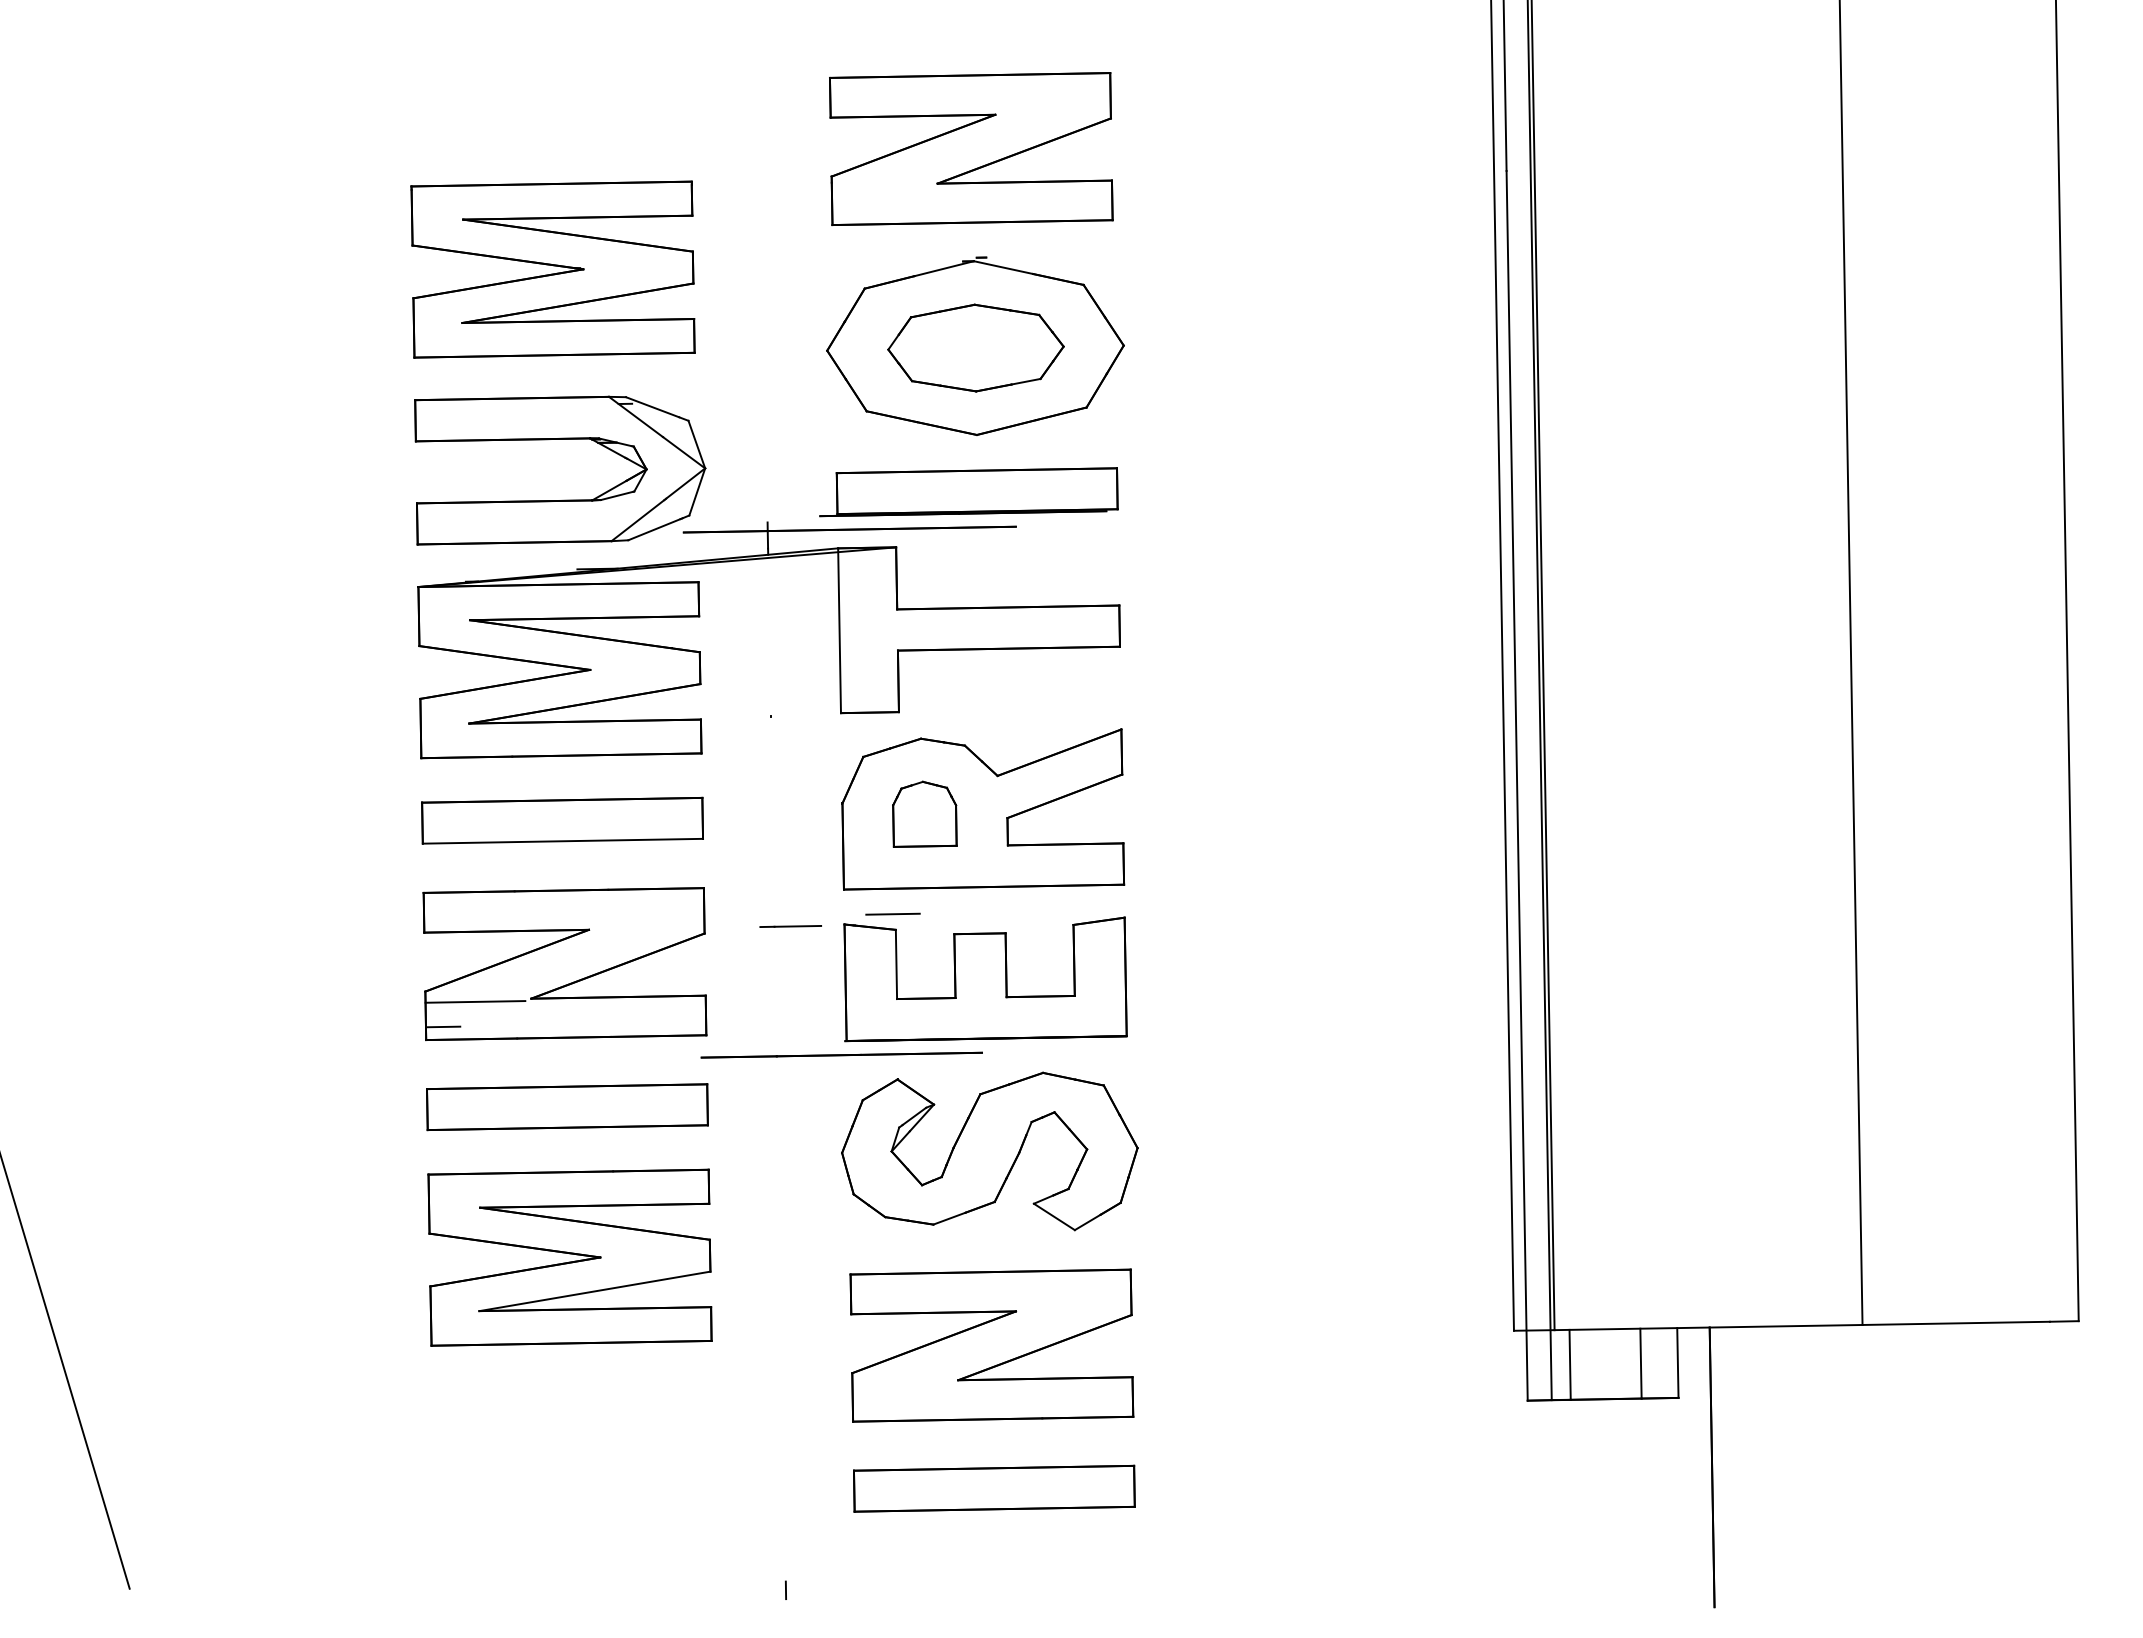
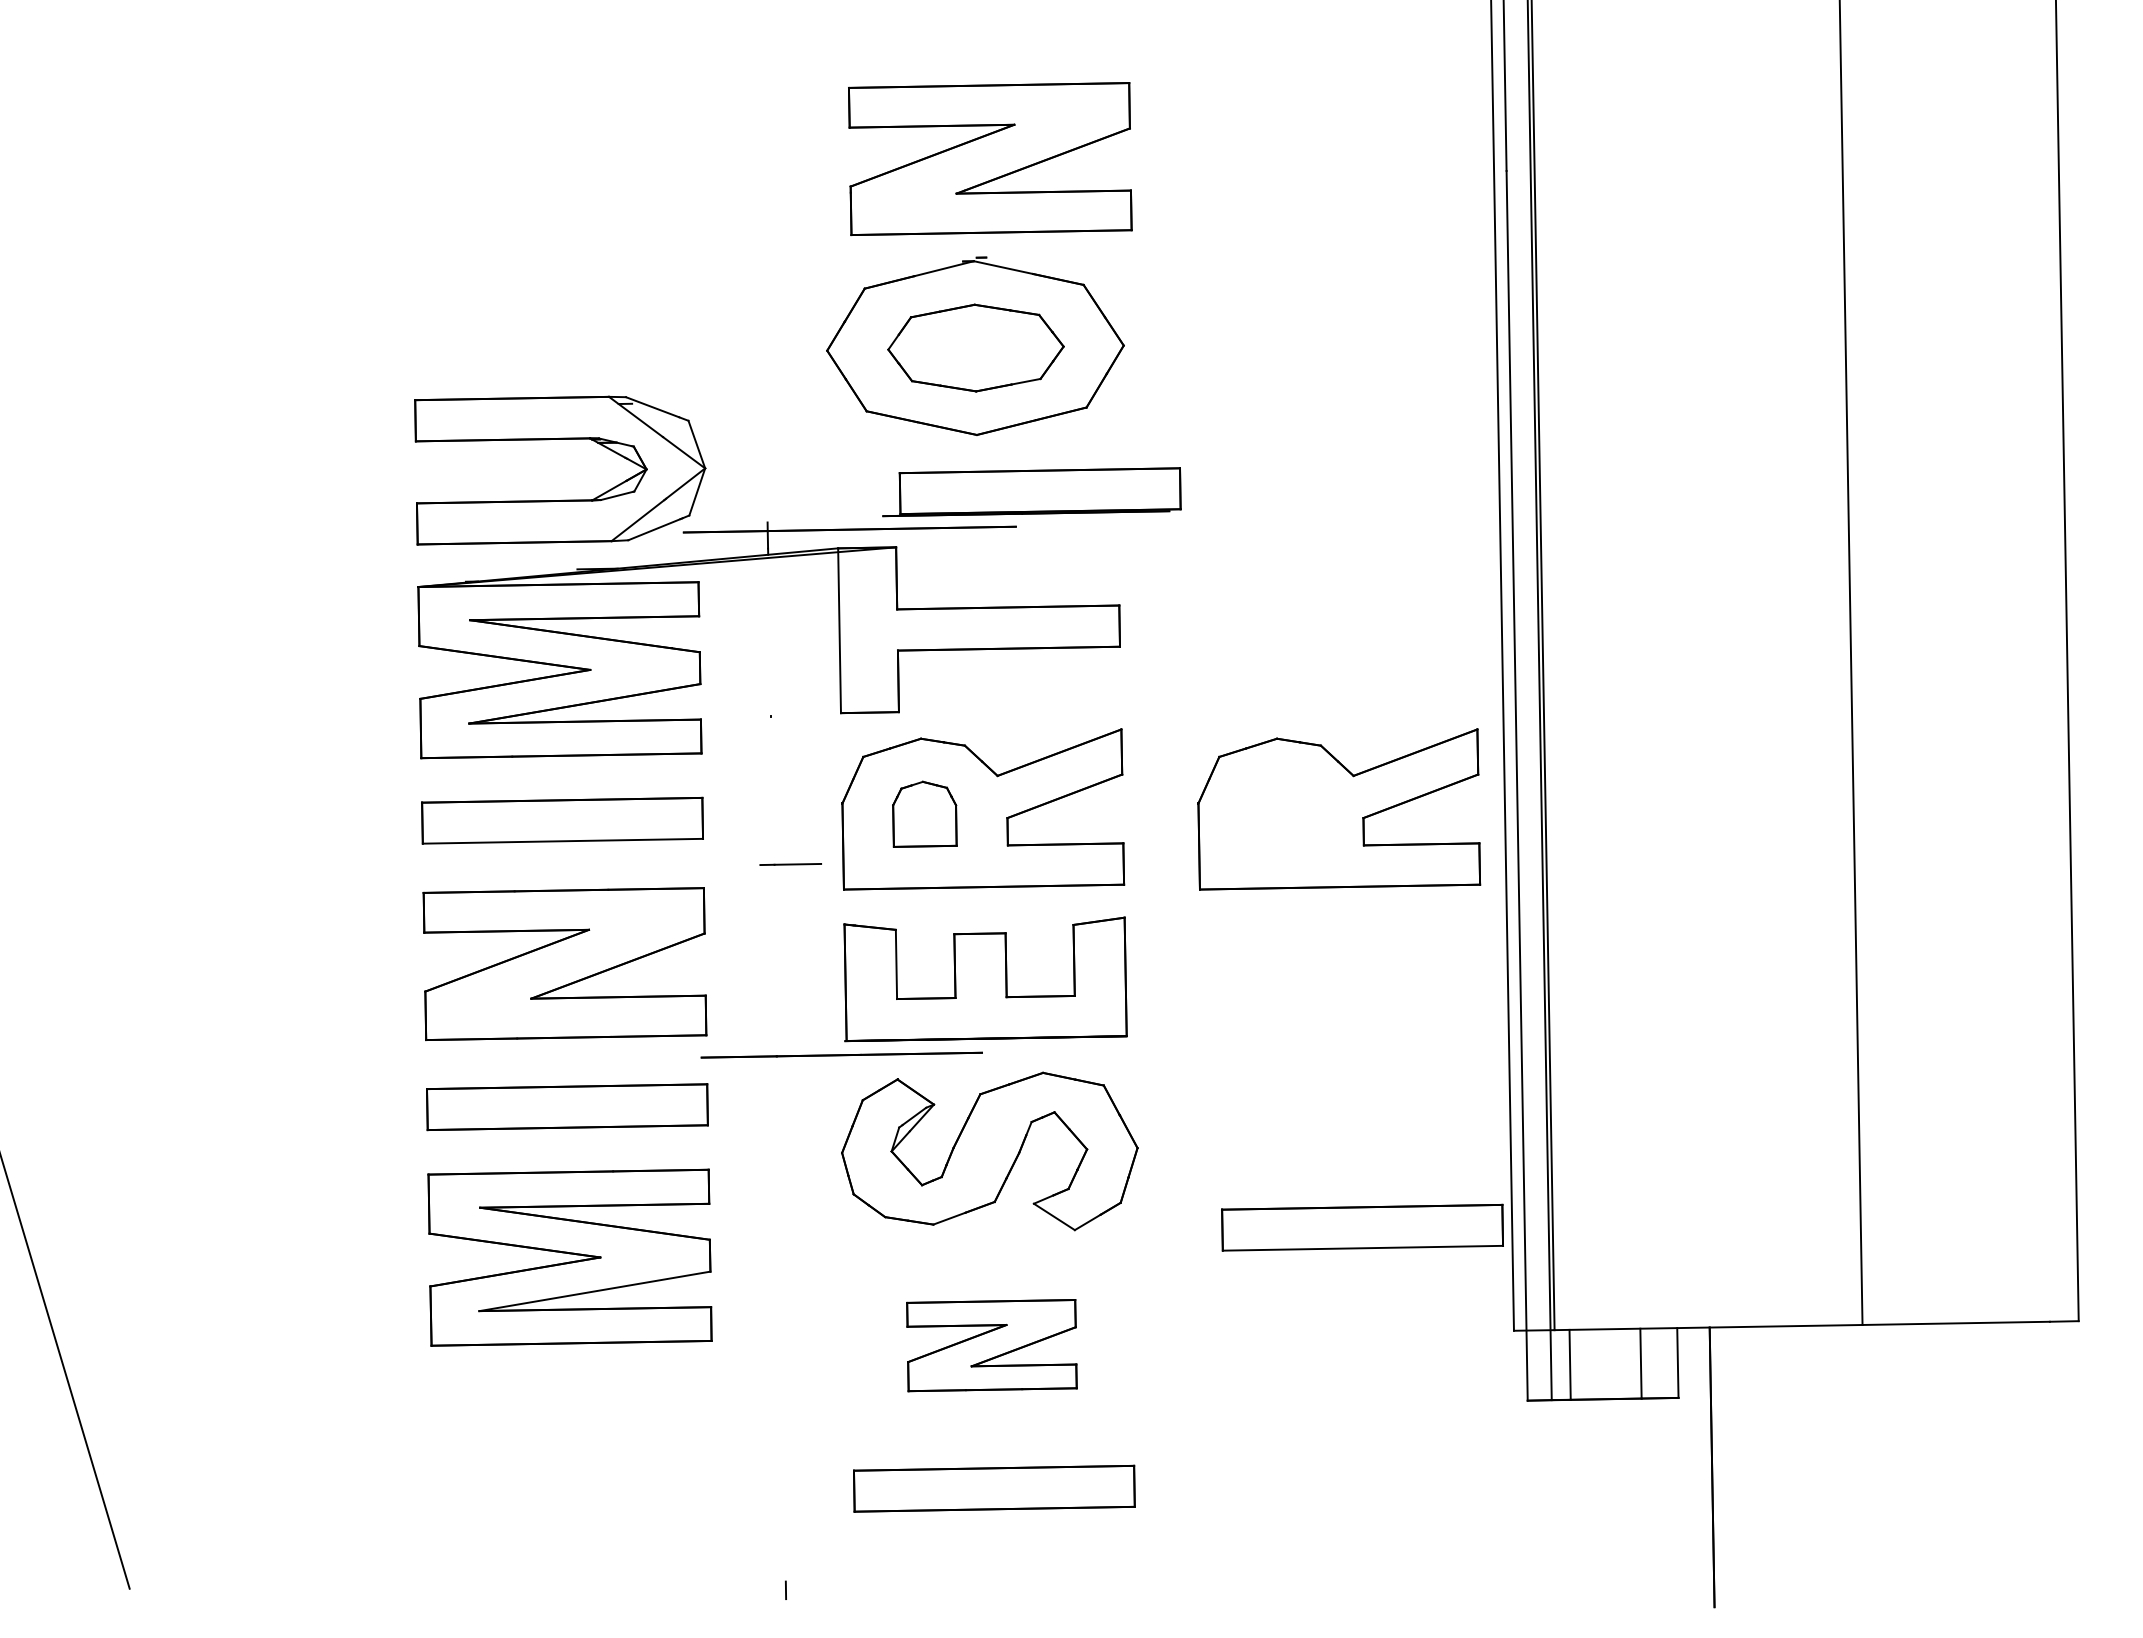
part position: (971, 148) -> (990, 158) (990, 158)
part: present -> none (552, 269)
part position: (968, 492) -> (1031, 492) (1031, 492)
part: none -> present (1339, 809)
line: present -> none (892, 913)
line position: (790, 926) -> (790, 864) (790, 864)
line: present -> none (475, 1001)
line: present -> none (443, 1026)
part: none -> present (1362, 1227)
part size: 286x155 px -> 172x94 px (991, 1345)
